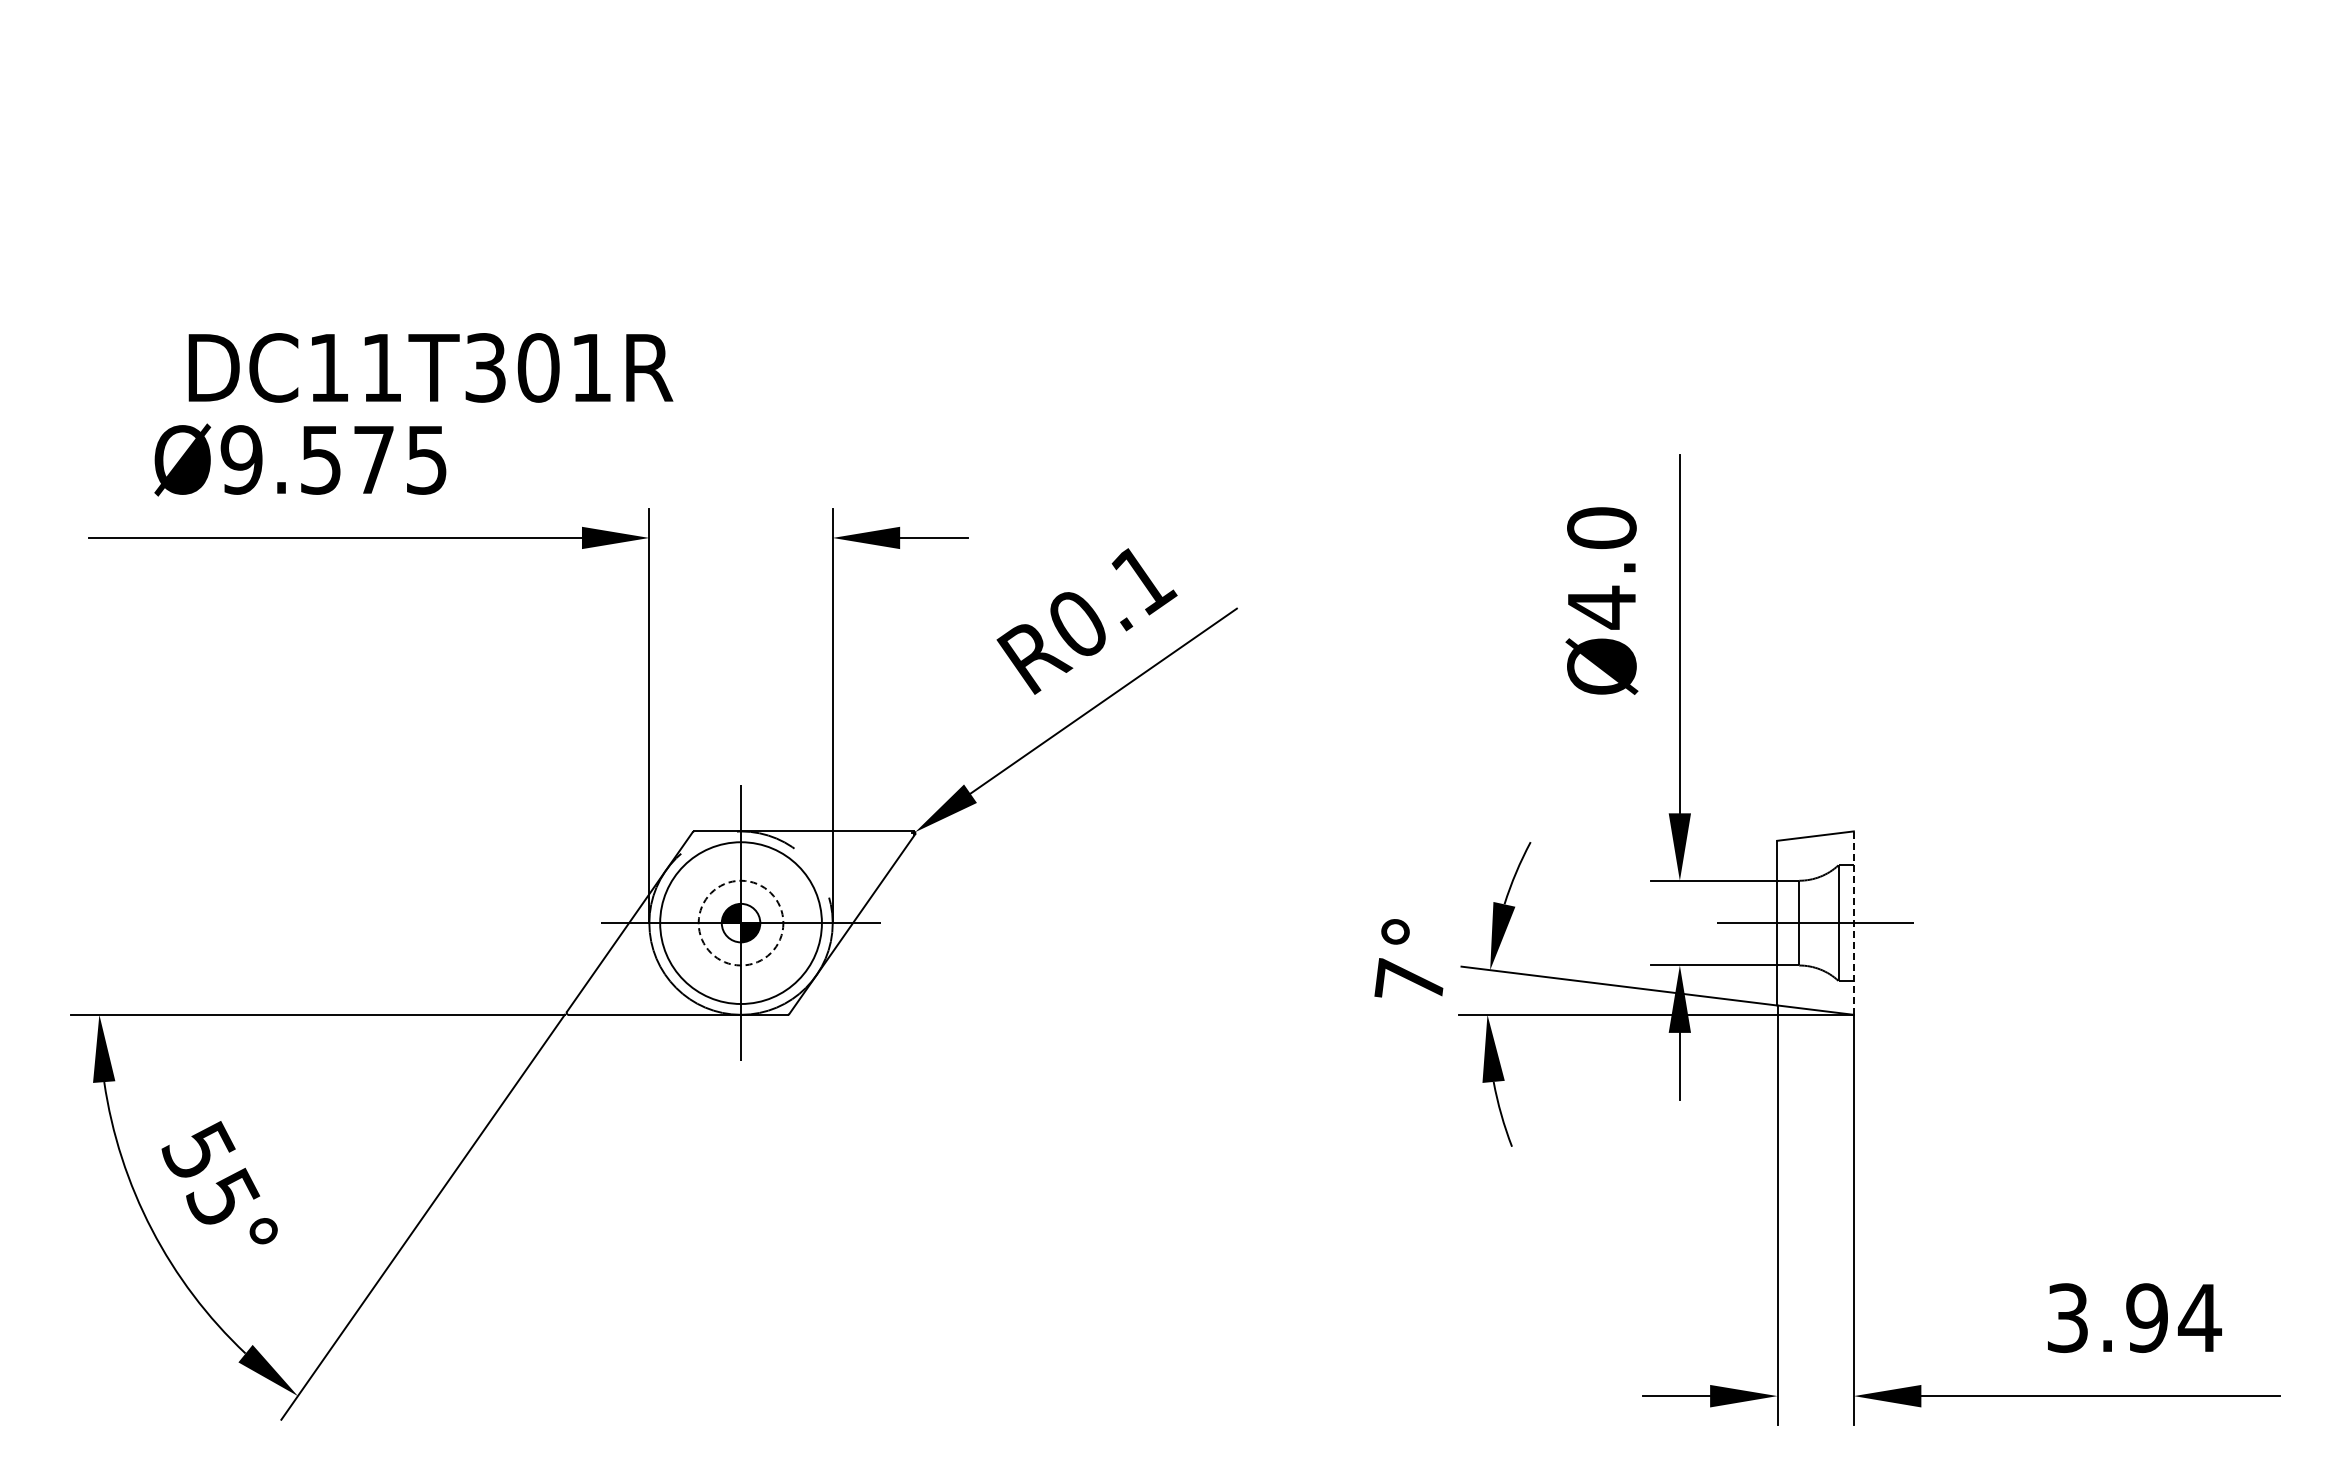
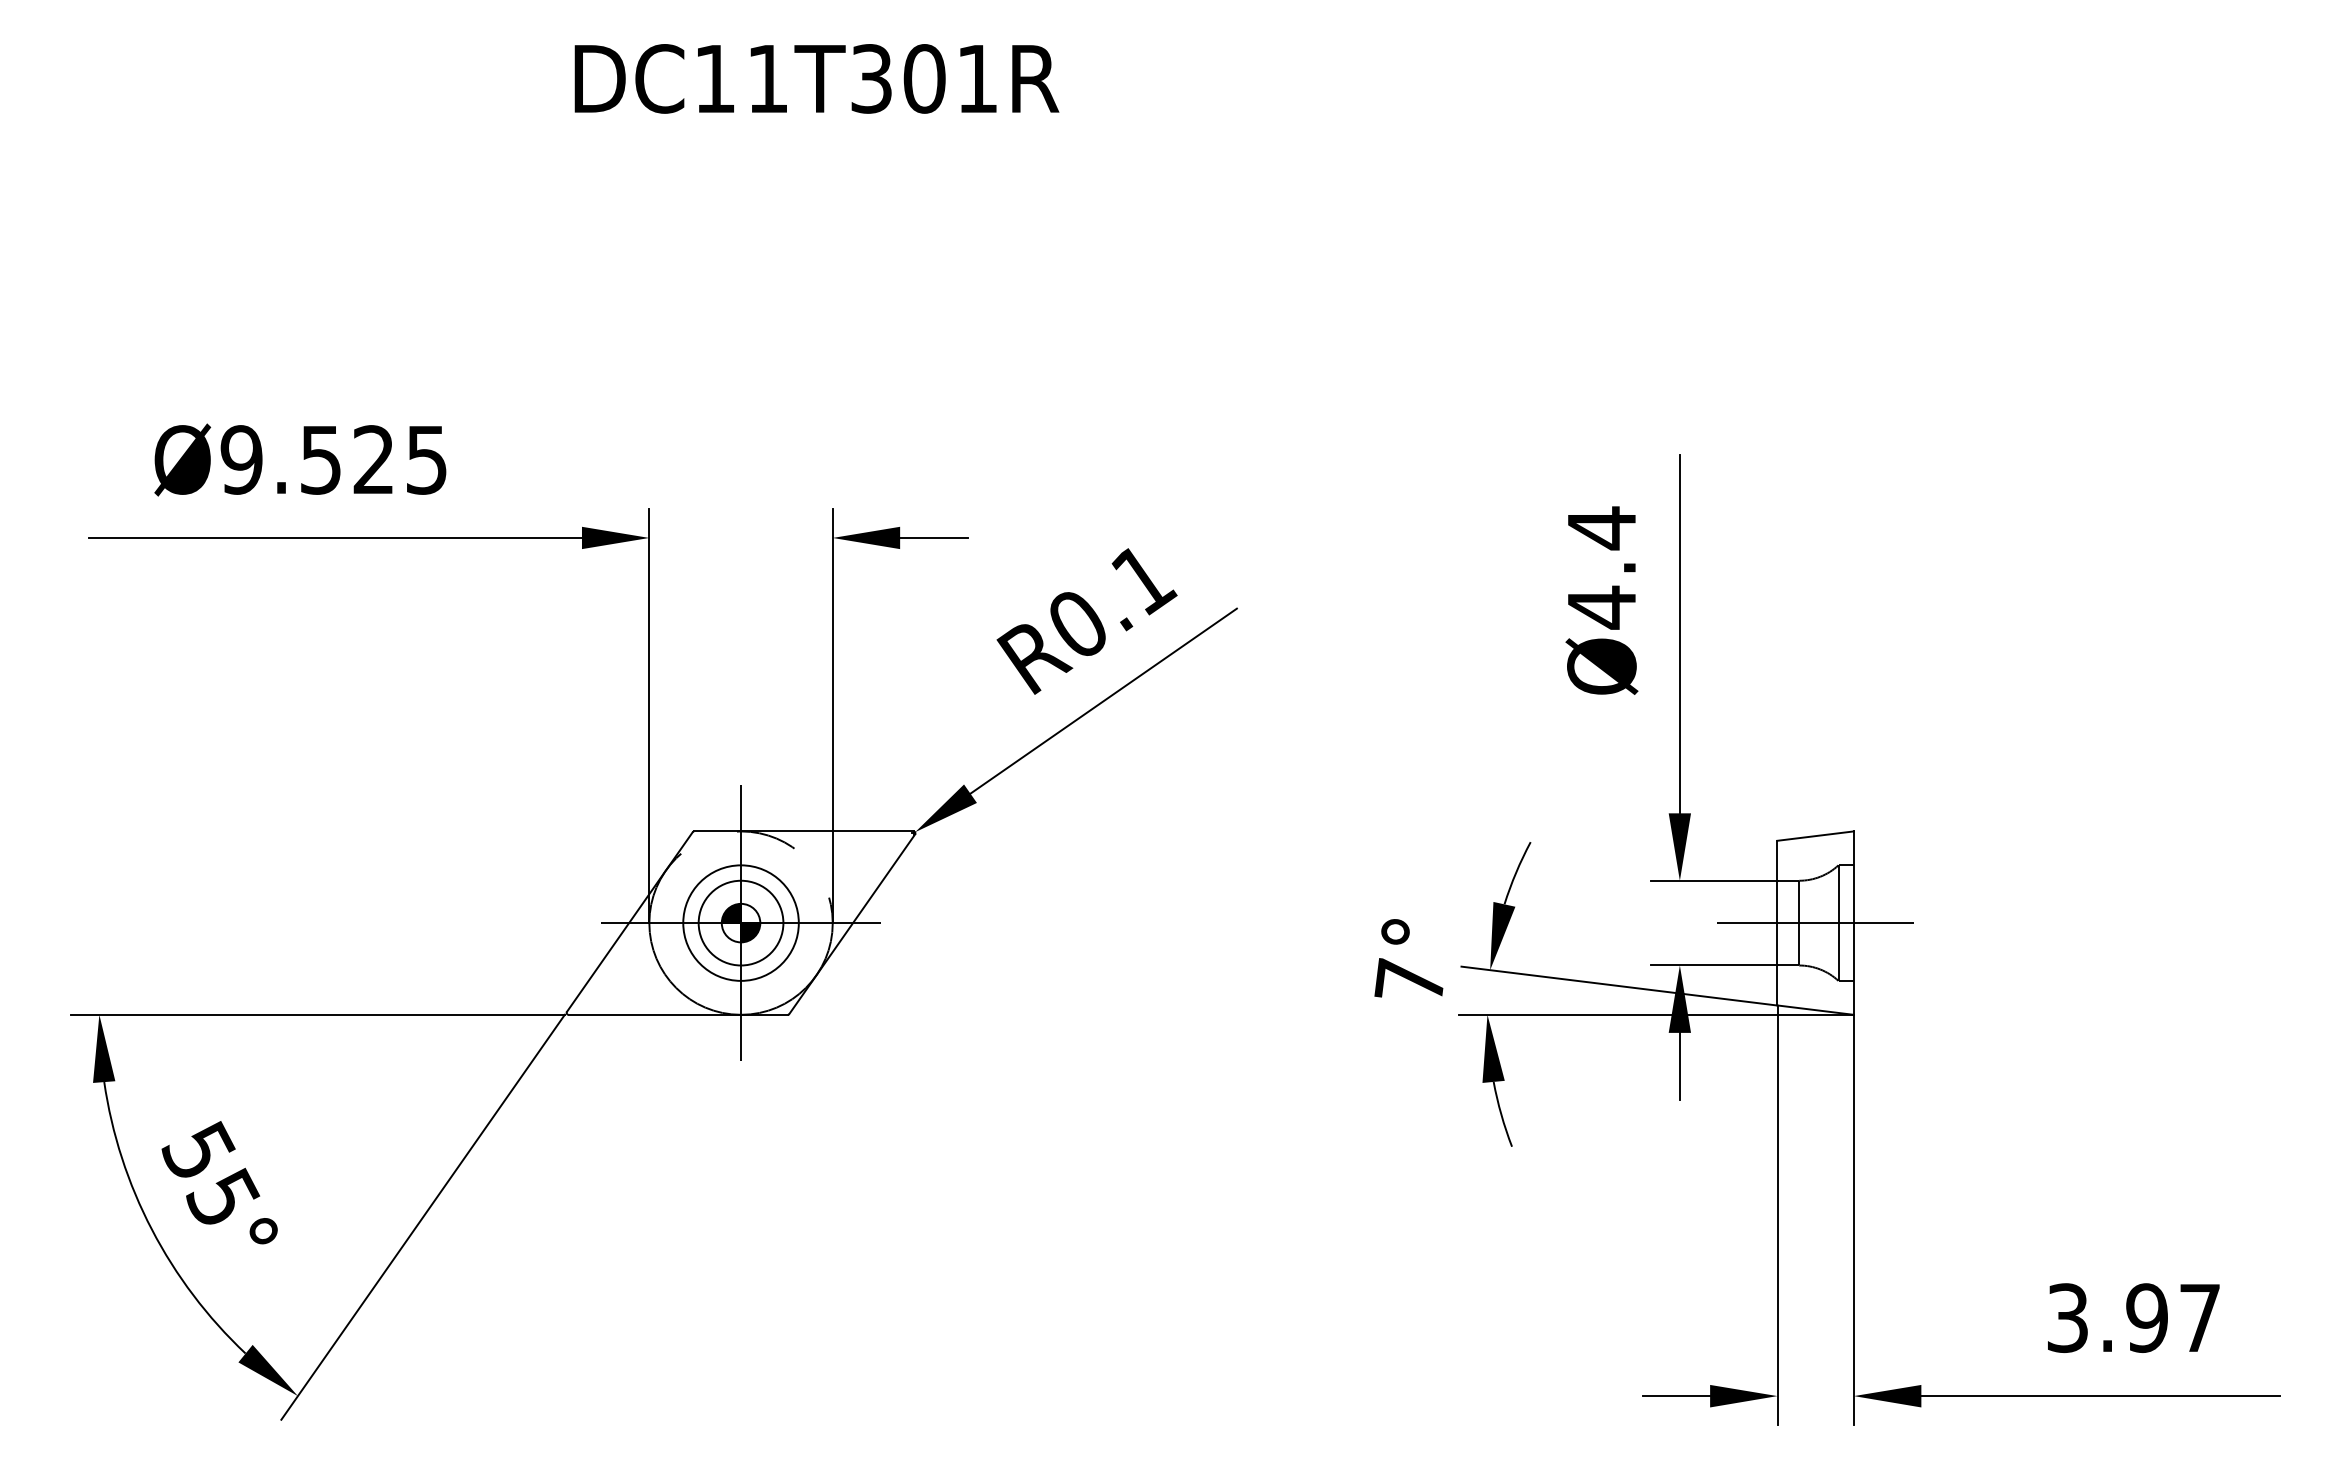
text position: (430, 367) -> (816, 78) (816, 78)
text: Ø9.575 -> Ø9.525 (373, 459)
text: Ø4.0 -> Ø4.4 (1601, 528)
circle: dashed -> solid (740, 922)
circle diameter: 162 px -> 116 px (740, 922)
line: dashed -> solid (1853, 923)
text: 3.94 -> 3.97 (2199, 1317)
